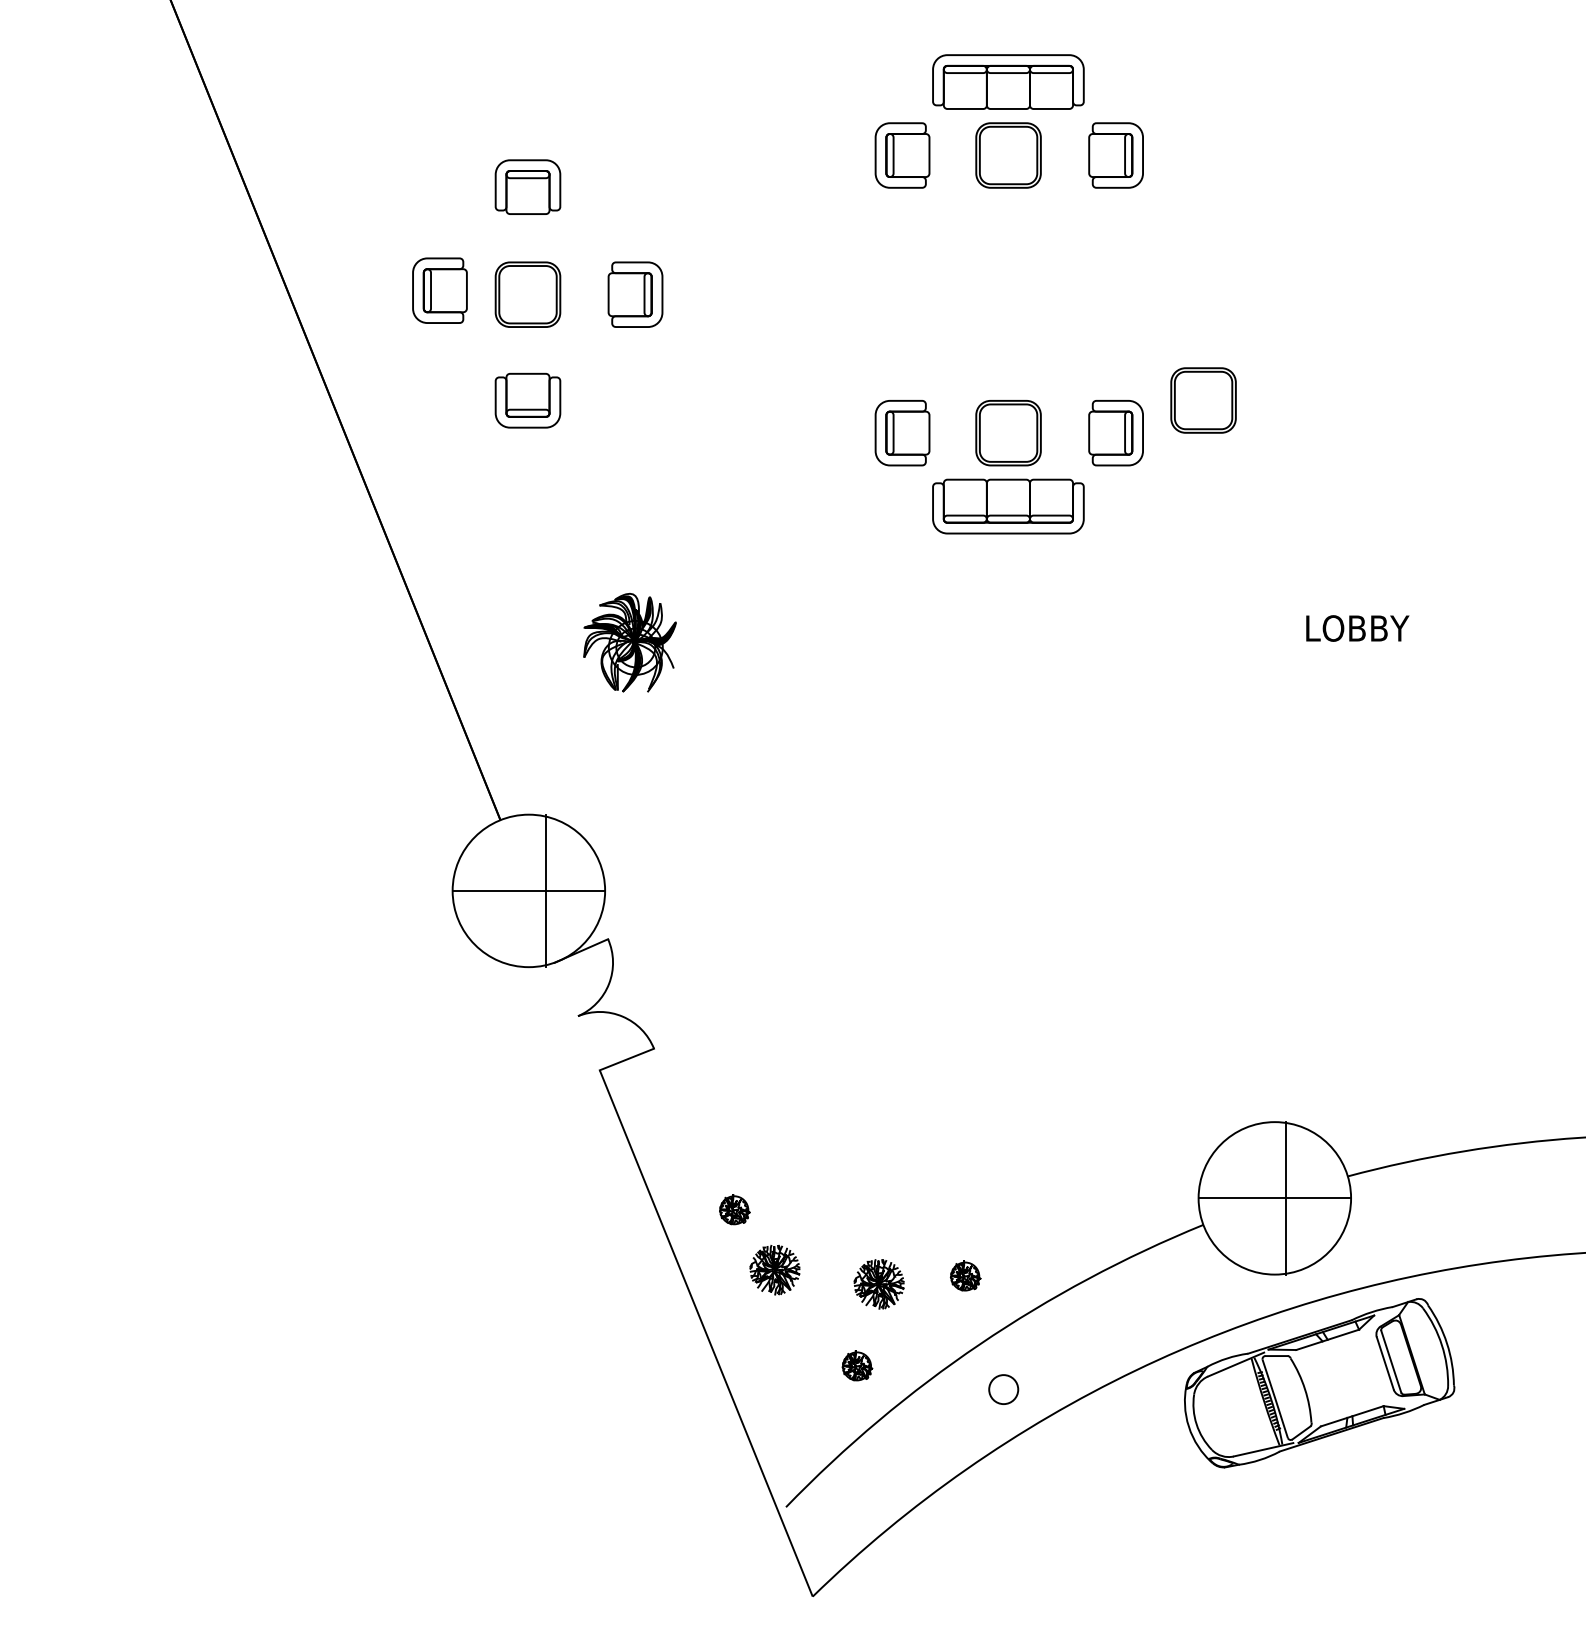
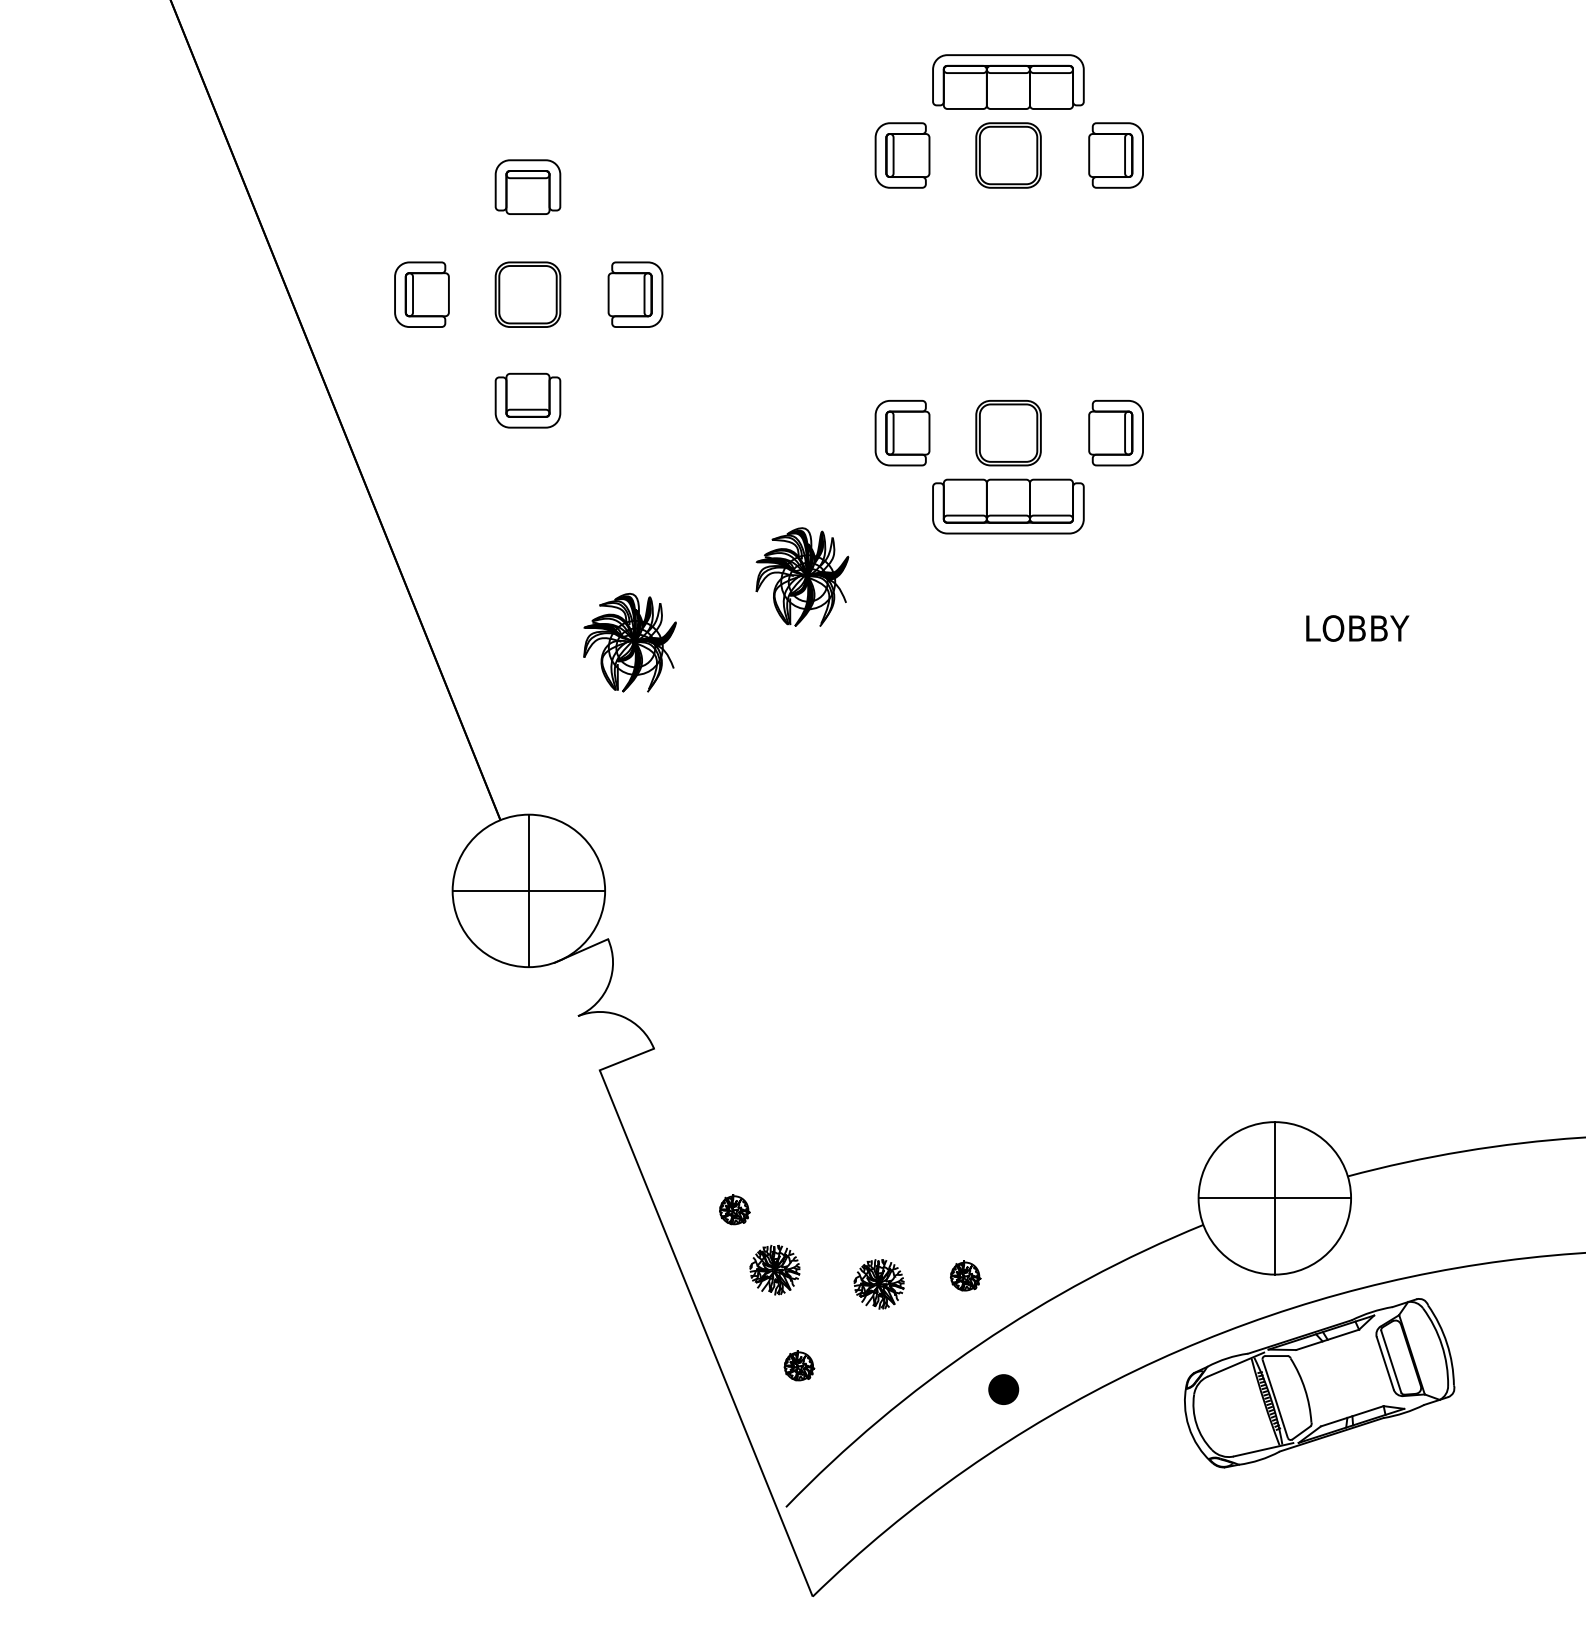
part position: (439, 290) -> (421, 294) (421, 294)
part: present -> none (1203, 400)
part: none -> present (802, 576)
line position: (545, 890) -> (528, 890) (528, 890)
line position: (1285, 1198) -> (1274, 1198) (1274, 1198)
part position: (857, 1365) -> (799, 1365) (799, 1365)
fill: none -> present (1003, 1389)
